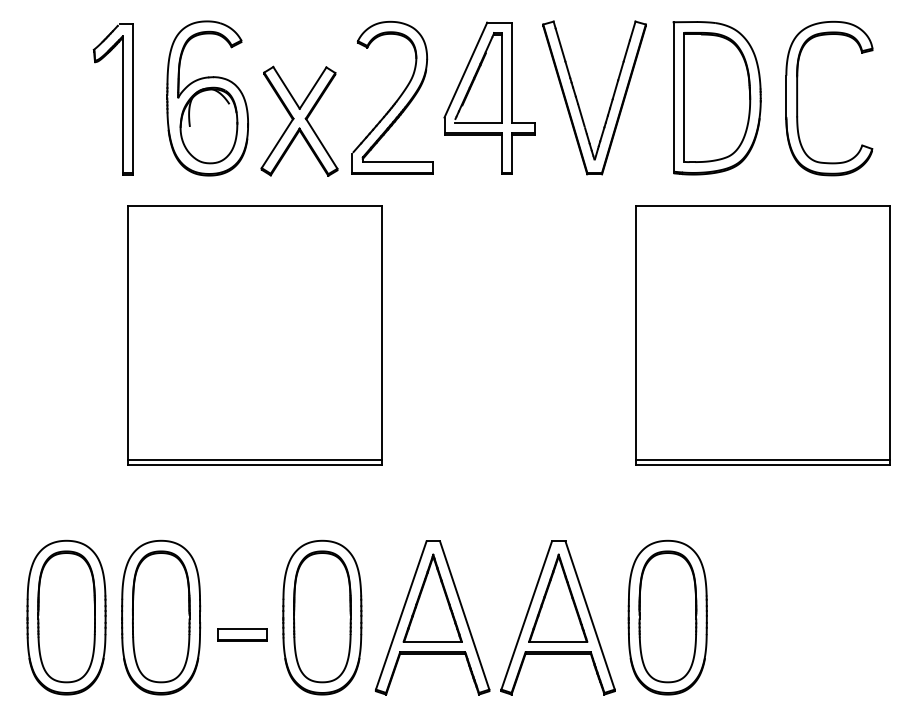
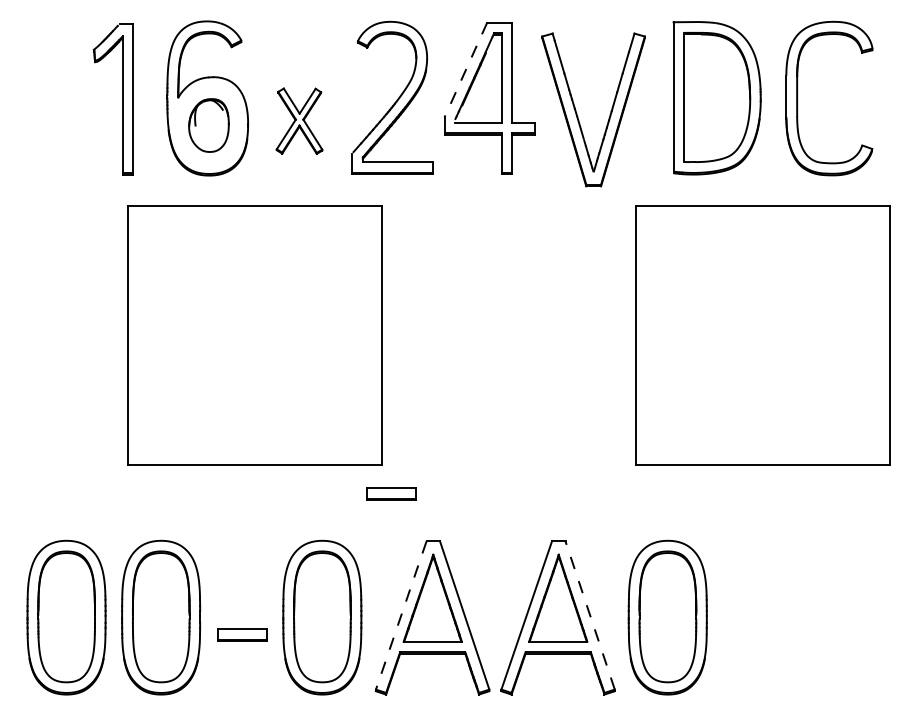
line: solid -> dashed (465, 70)
part position: (578, 101) -> (577, 113) (577, 113)
part size: 79x112 px -> 49x68 px (299, 120)
part size: 60x79 px -> 42x55 px (208, 125)
line: present -> none (254, 459)
line: present -> none (763, 459)
part: none -> present (391, 493)
line: solid -> dashed (590, 615)
line: solid -> dashed (401, 616)
